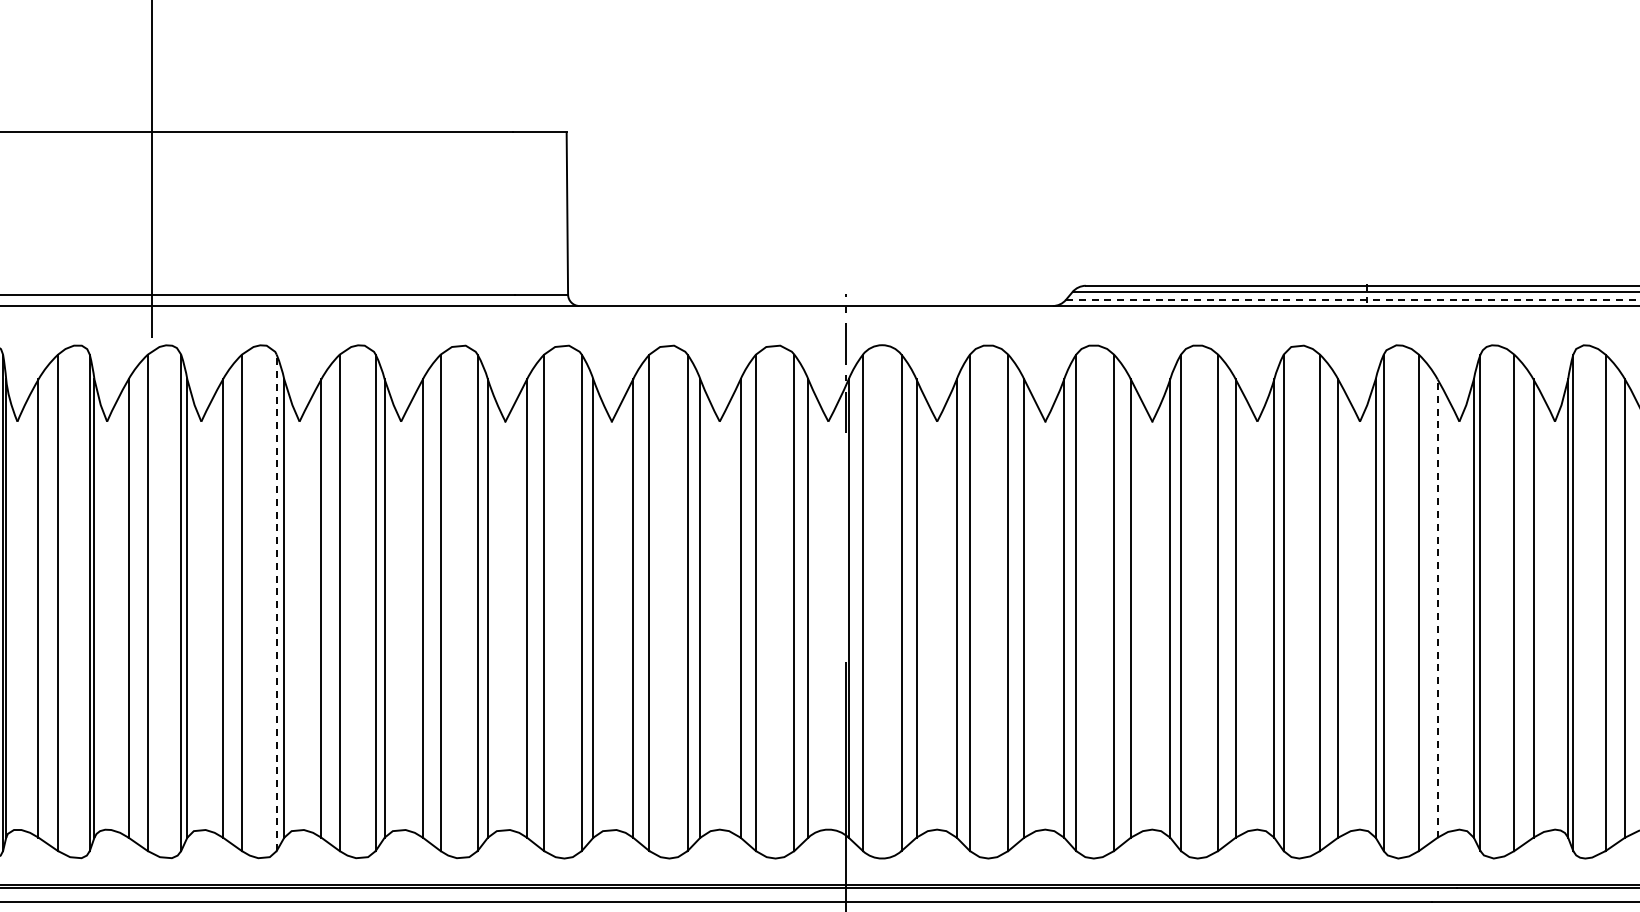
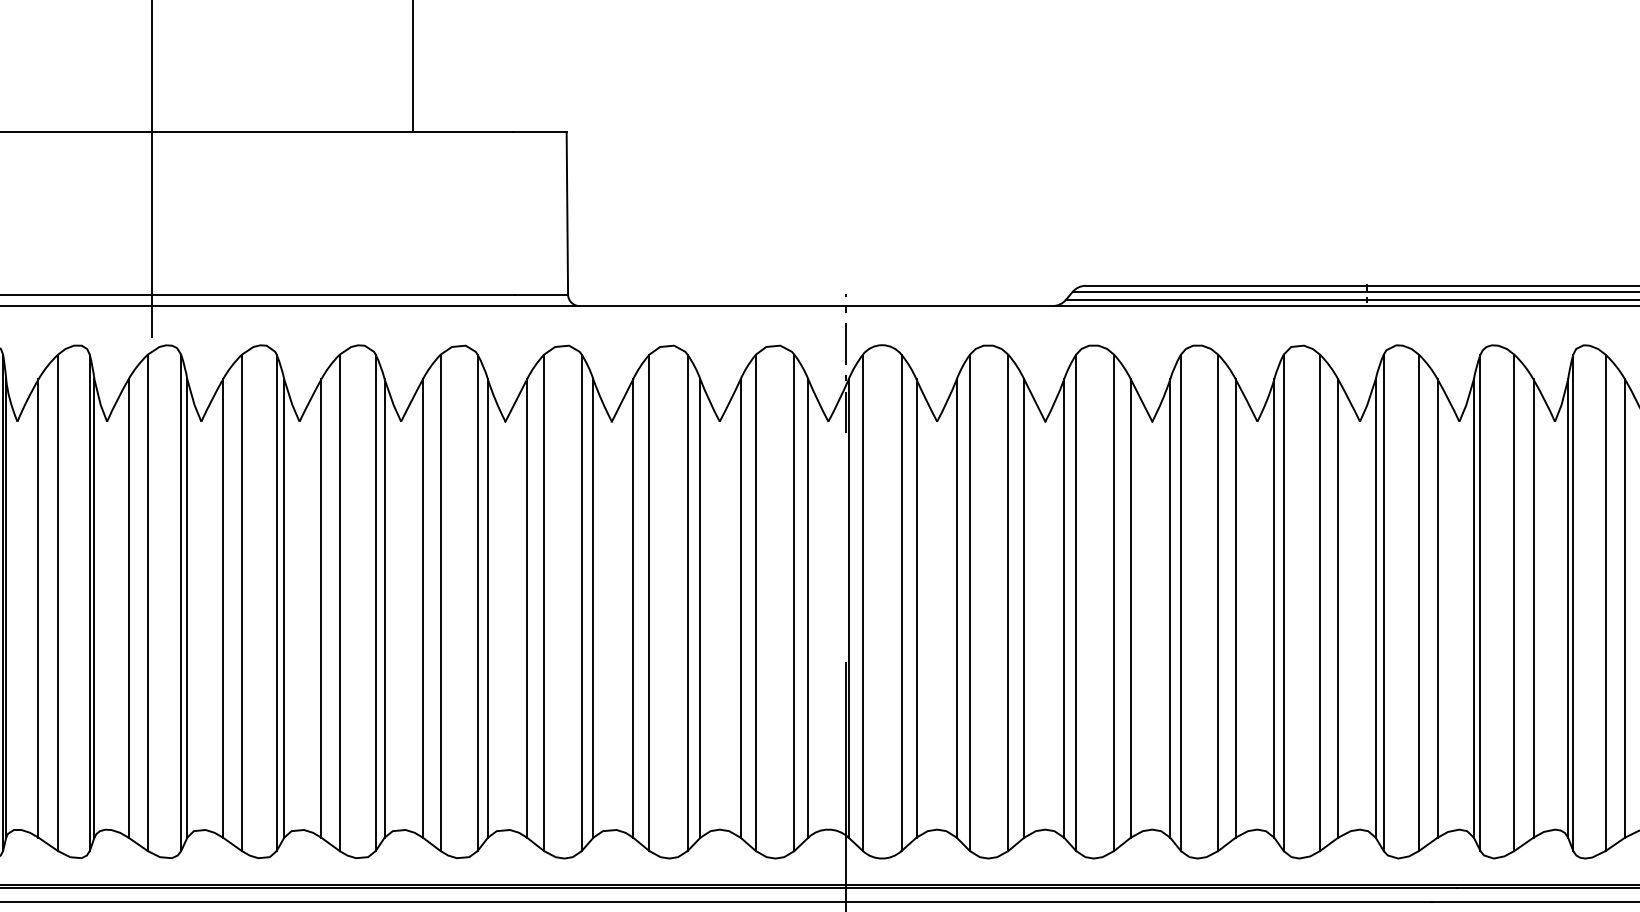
line: none -> present (412, 67)
line: dashed -> solid (1352, 299)
line: dashed -> solid (276, 602)
line: dashed -> solid (1437, 608)
